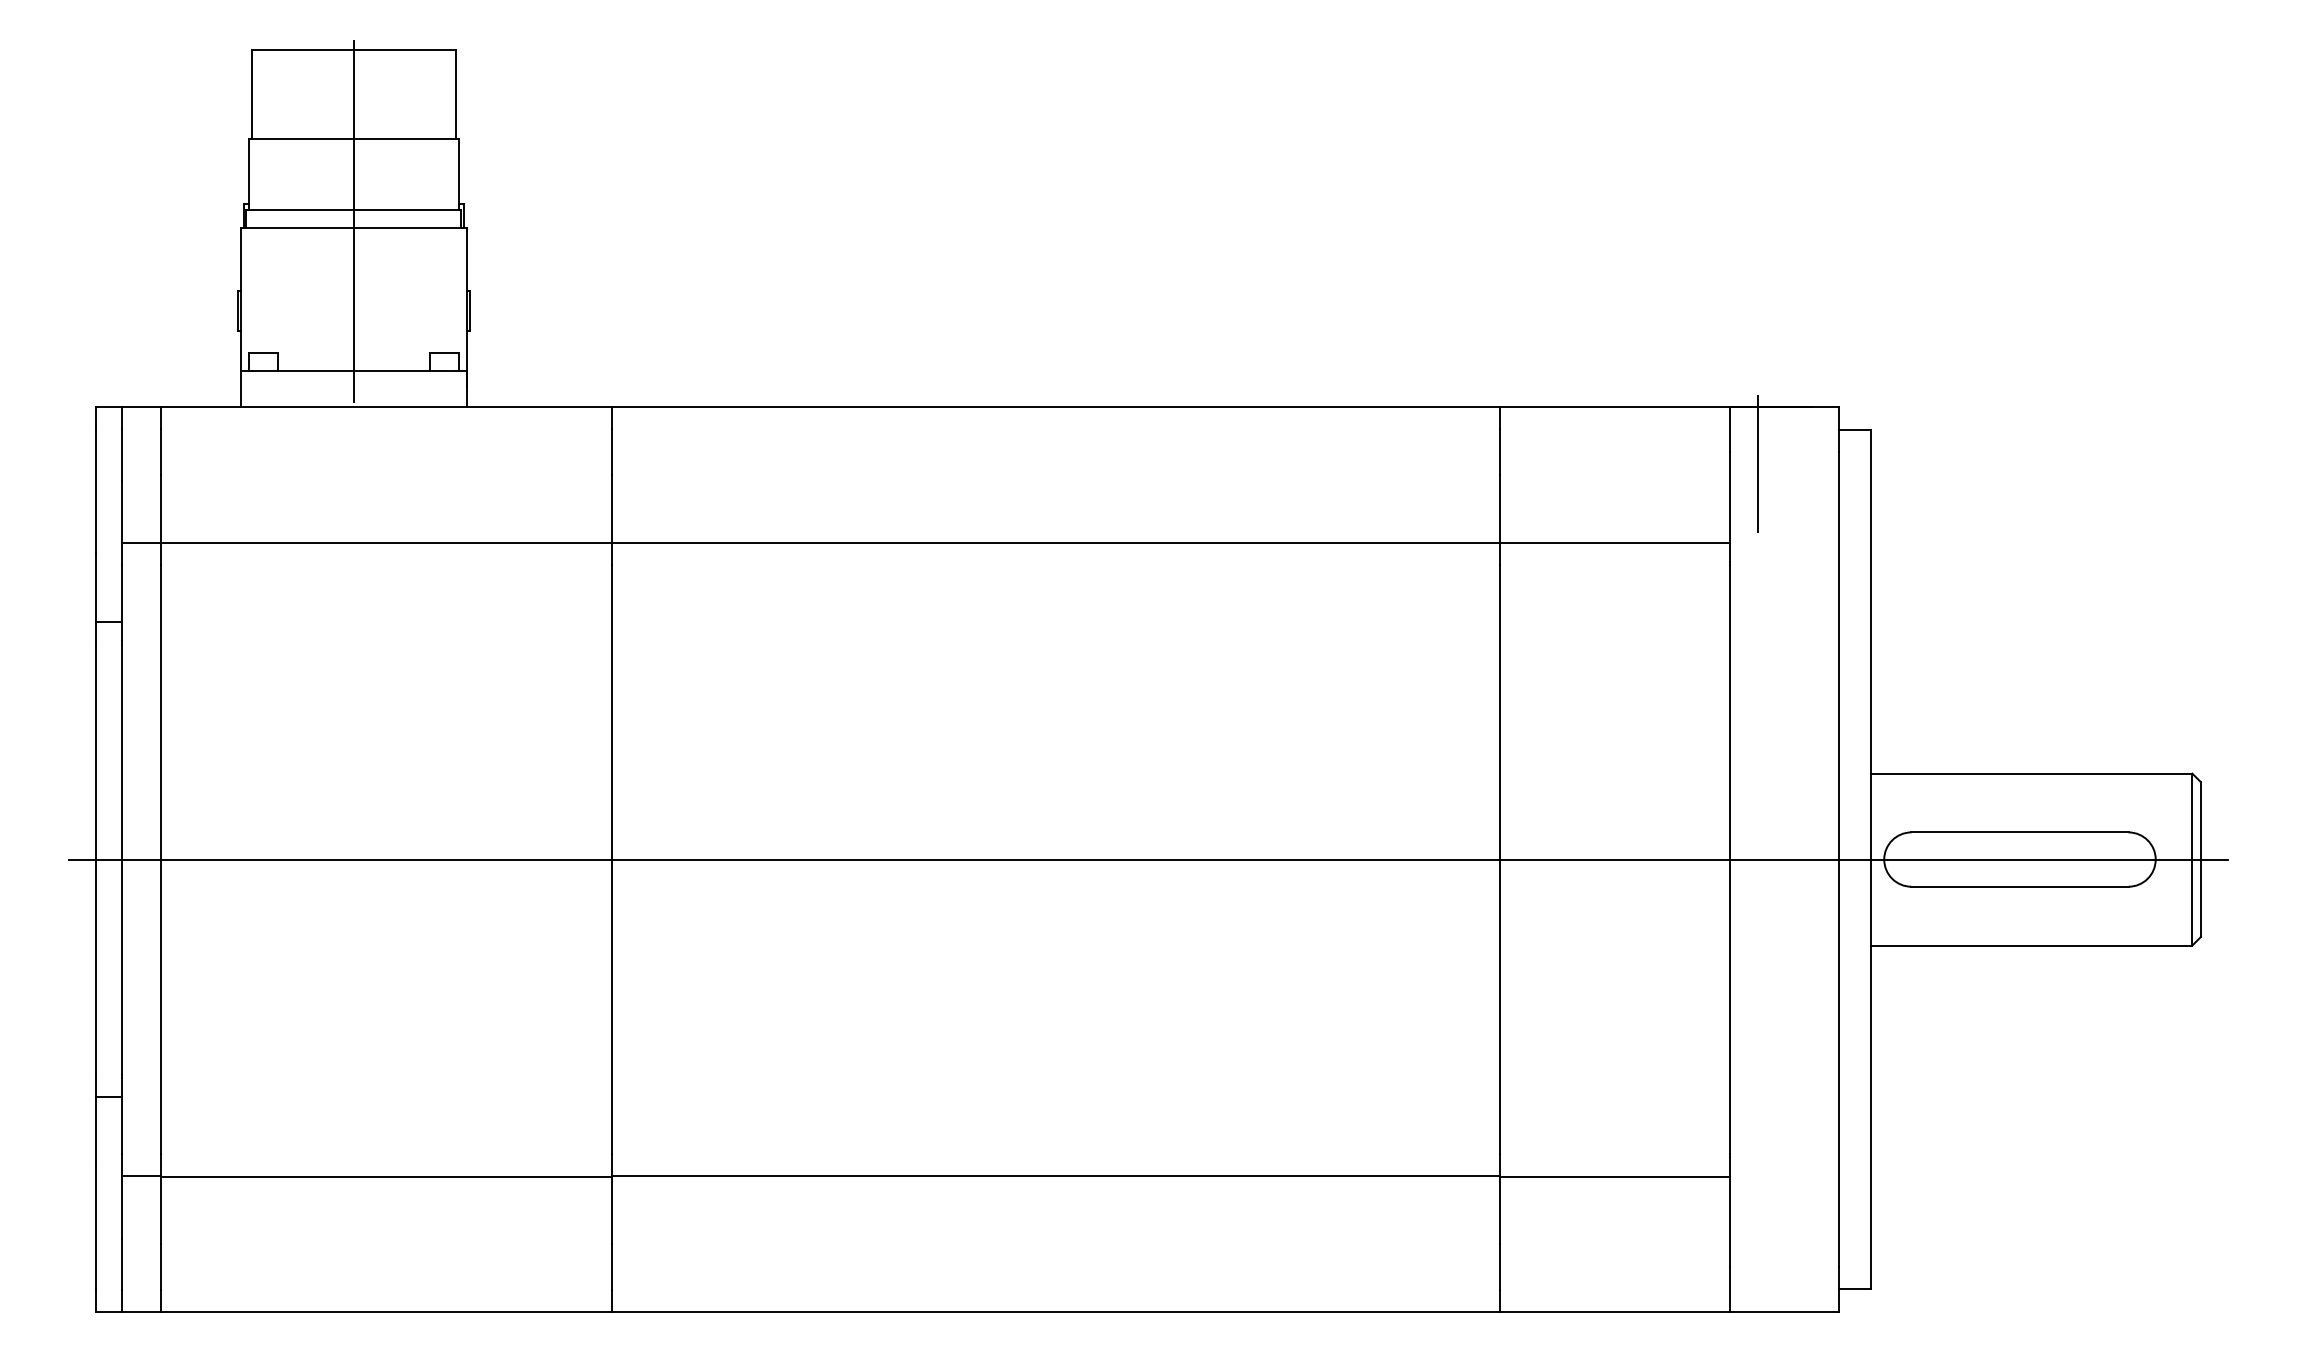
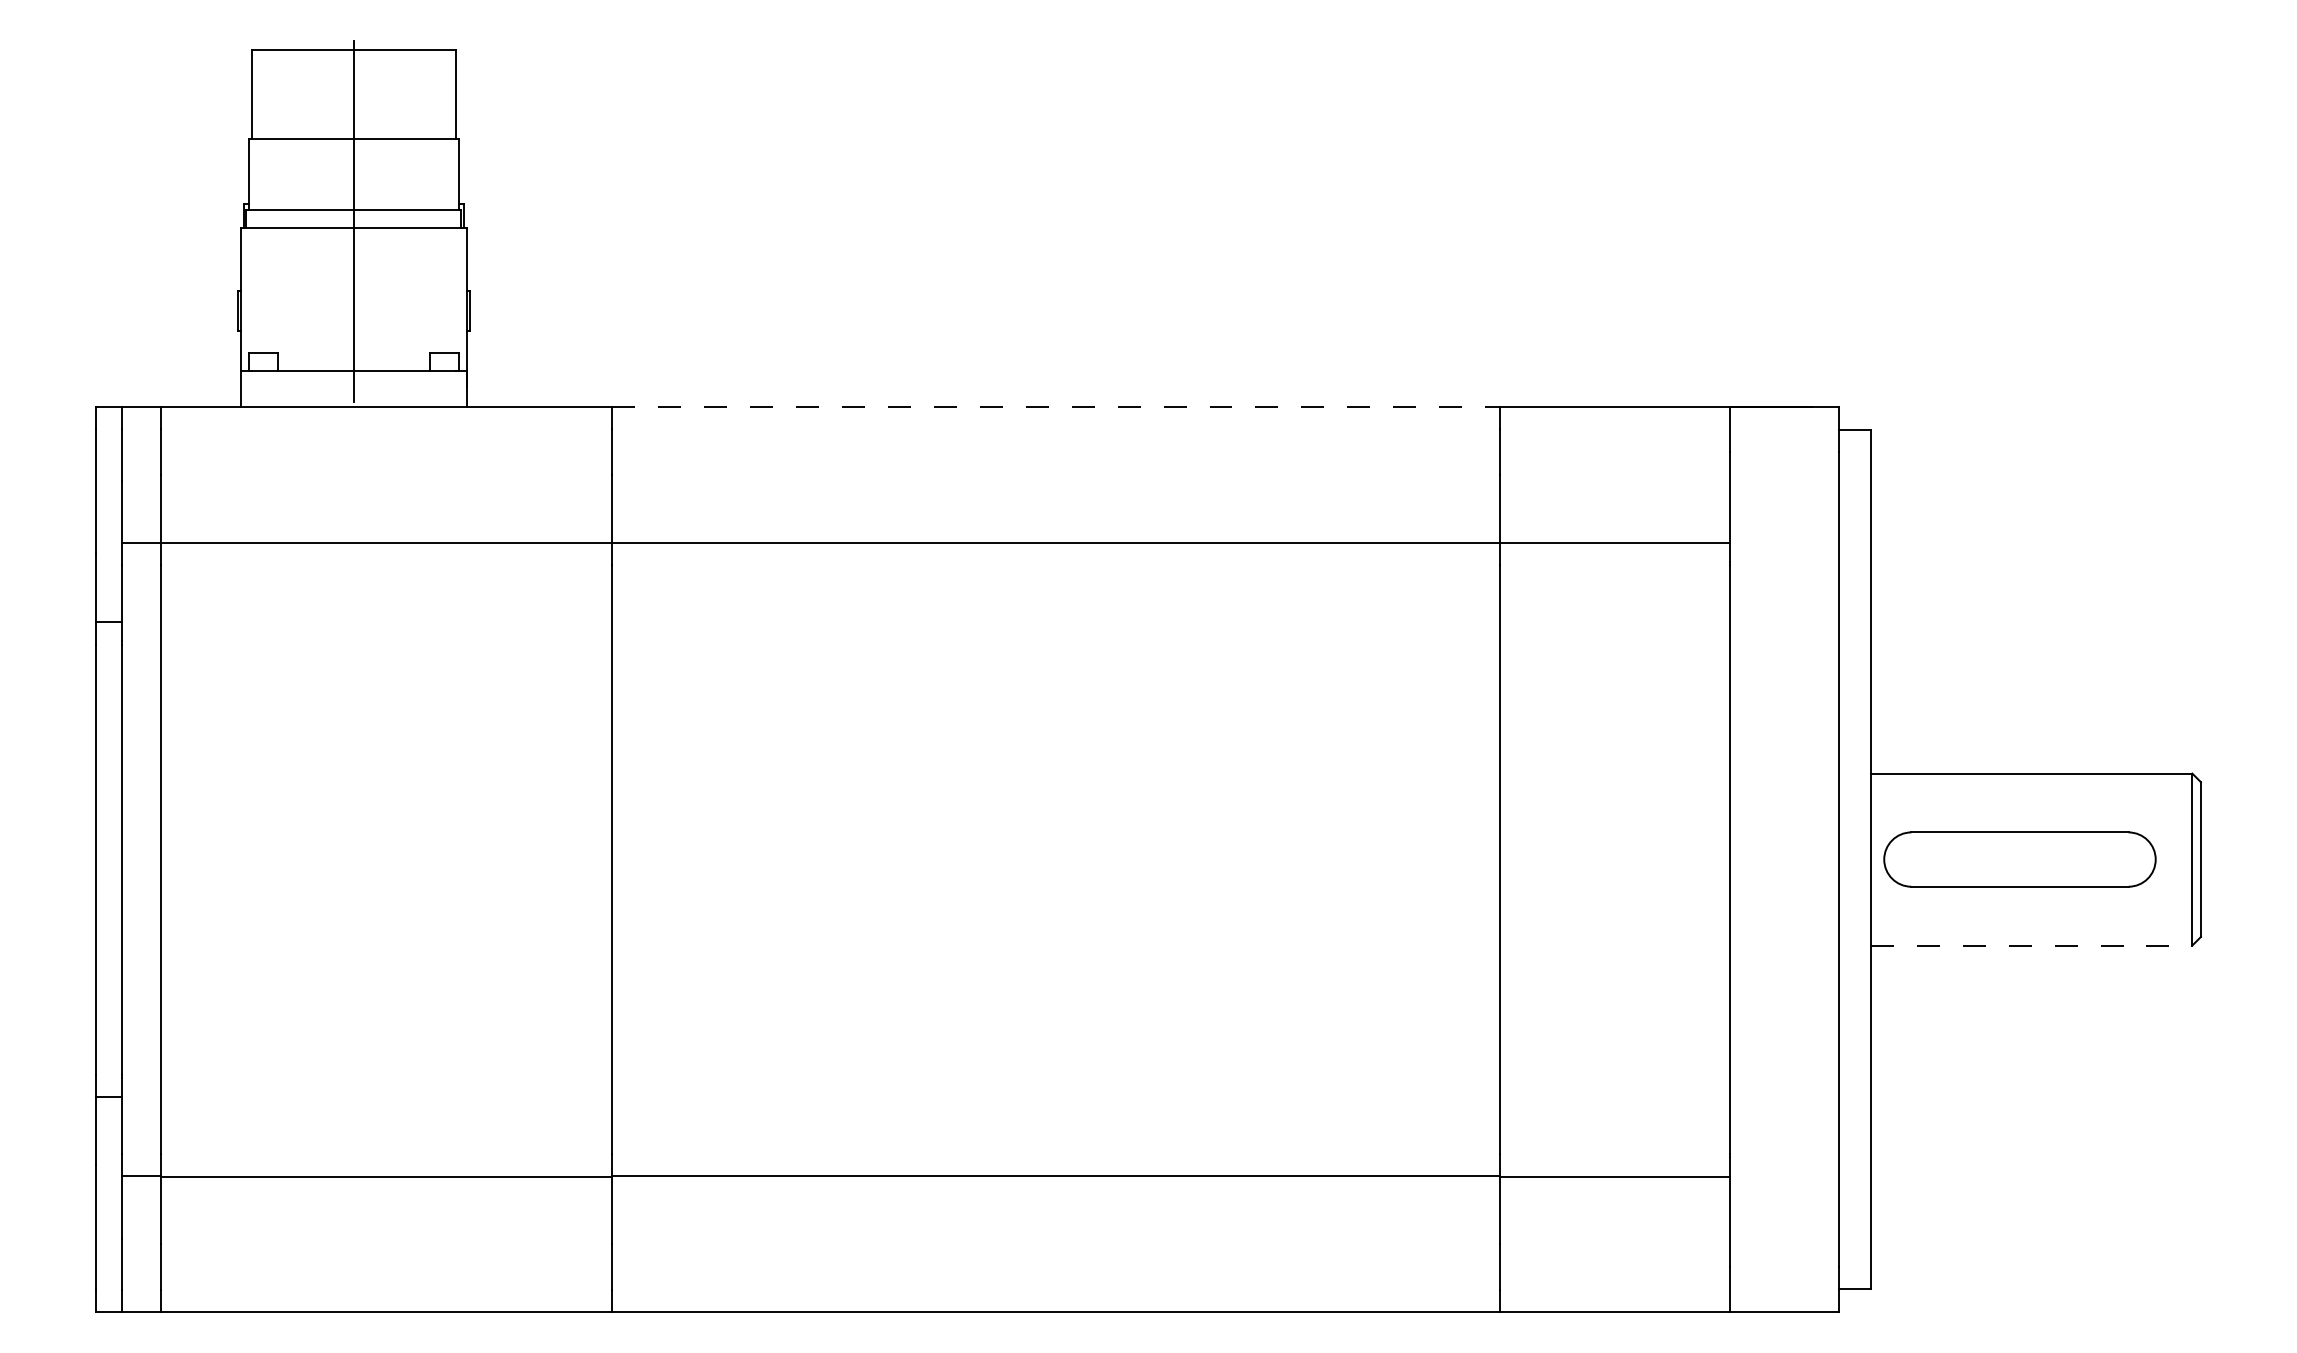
line: solid -> dashed (1055, 407)
line: present -> none (1757, 463)
line: present -> none (1148, 859)
line: solid -> dashed (2031, 945)
